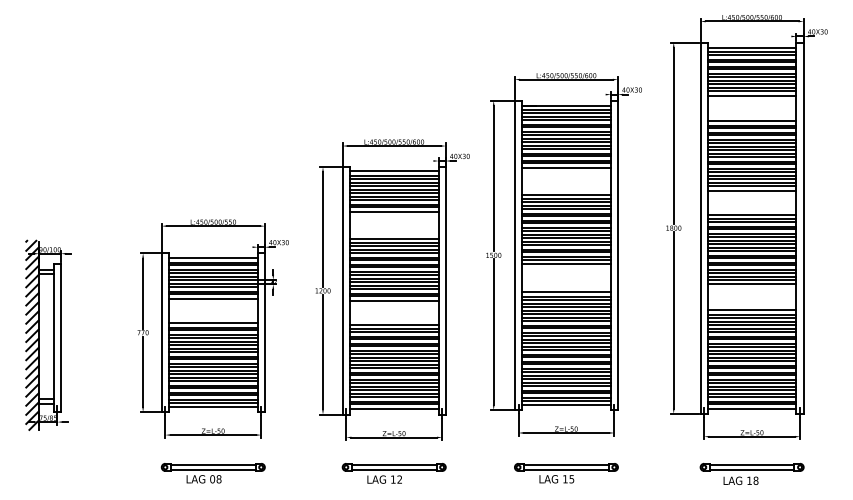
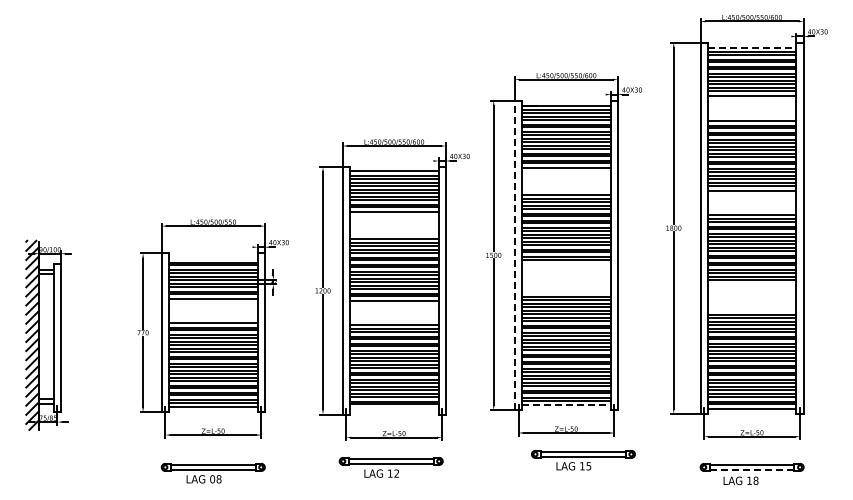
line: solid -> dashed (752, 47)
line: solid -> dashed (514, 255)
line: present -> none (213, 258)
line: present -> none (566, 264)
line: present -> none (751, 284)
line: present -> none (566, 292)
line: present -> none (751, 310)
line: solid -> dashed (566, 405)
line: present -> none (393, 408)
line: solid -> dashed (752, 469)
part position: (393, 473) -> (390, 467) (390, 467)
part position: (566, 473) -> (583, 460) (583, 460)
